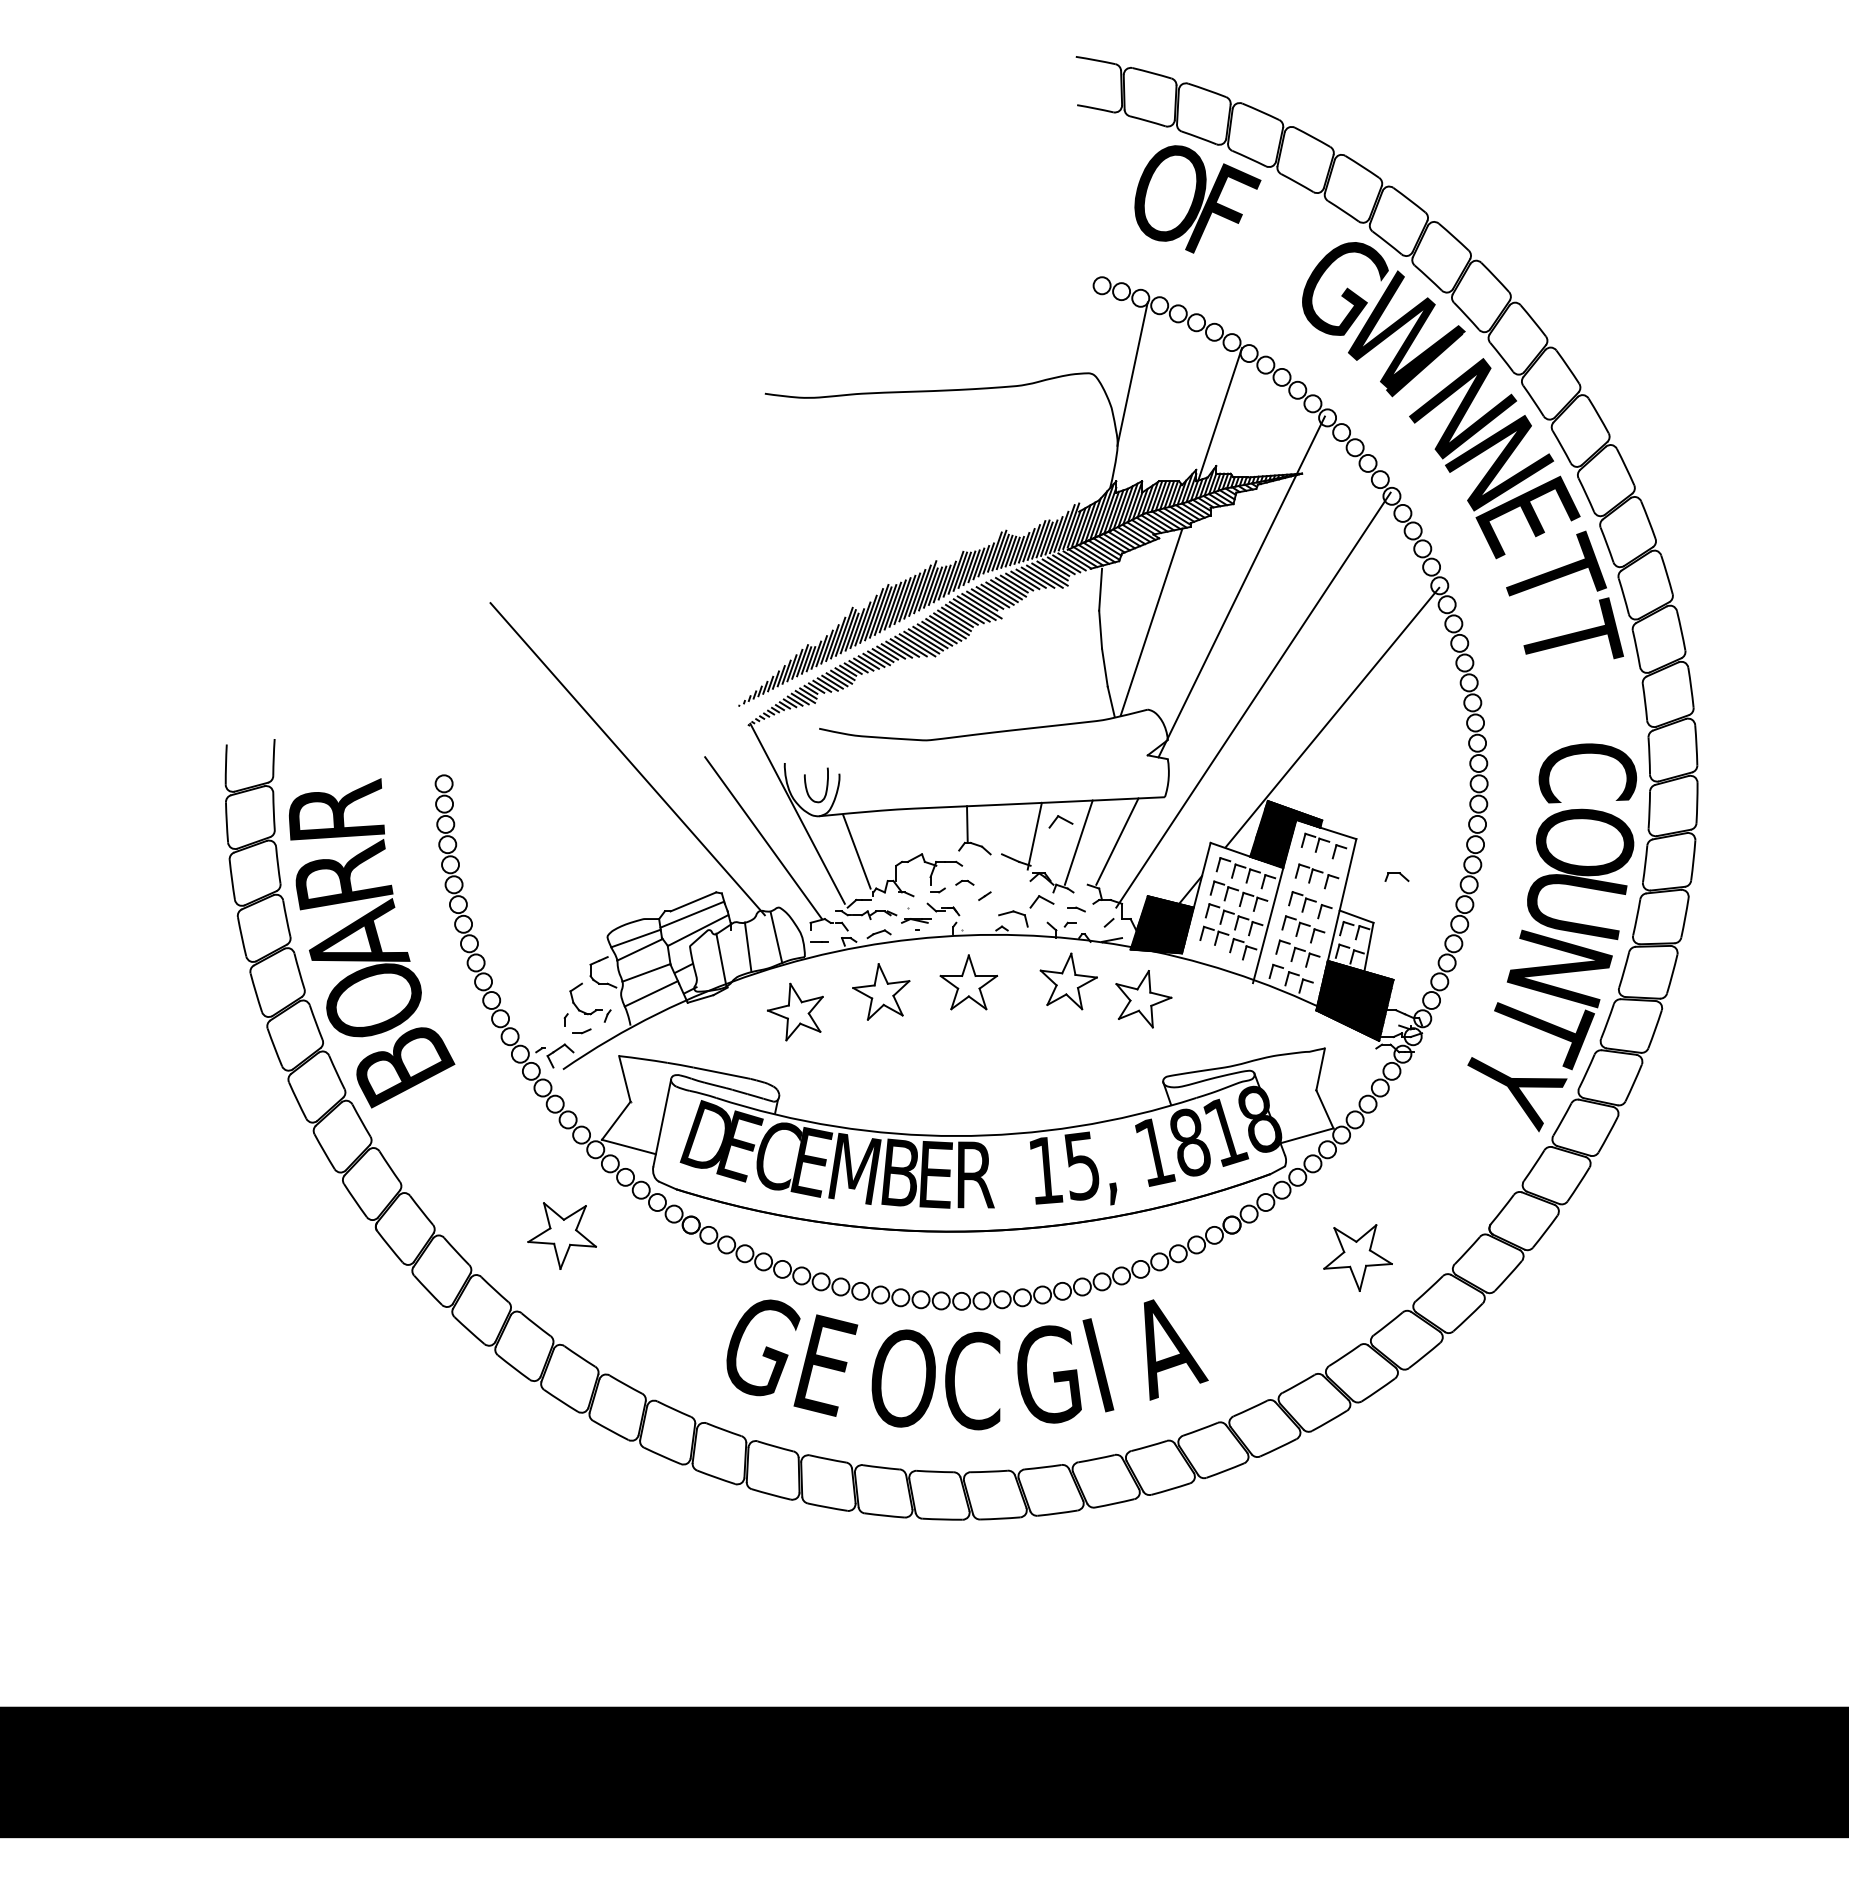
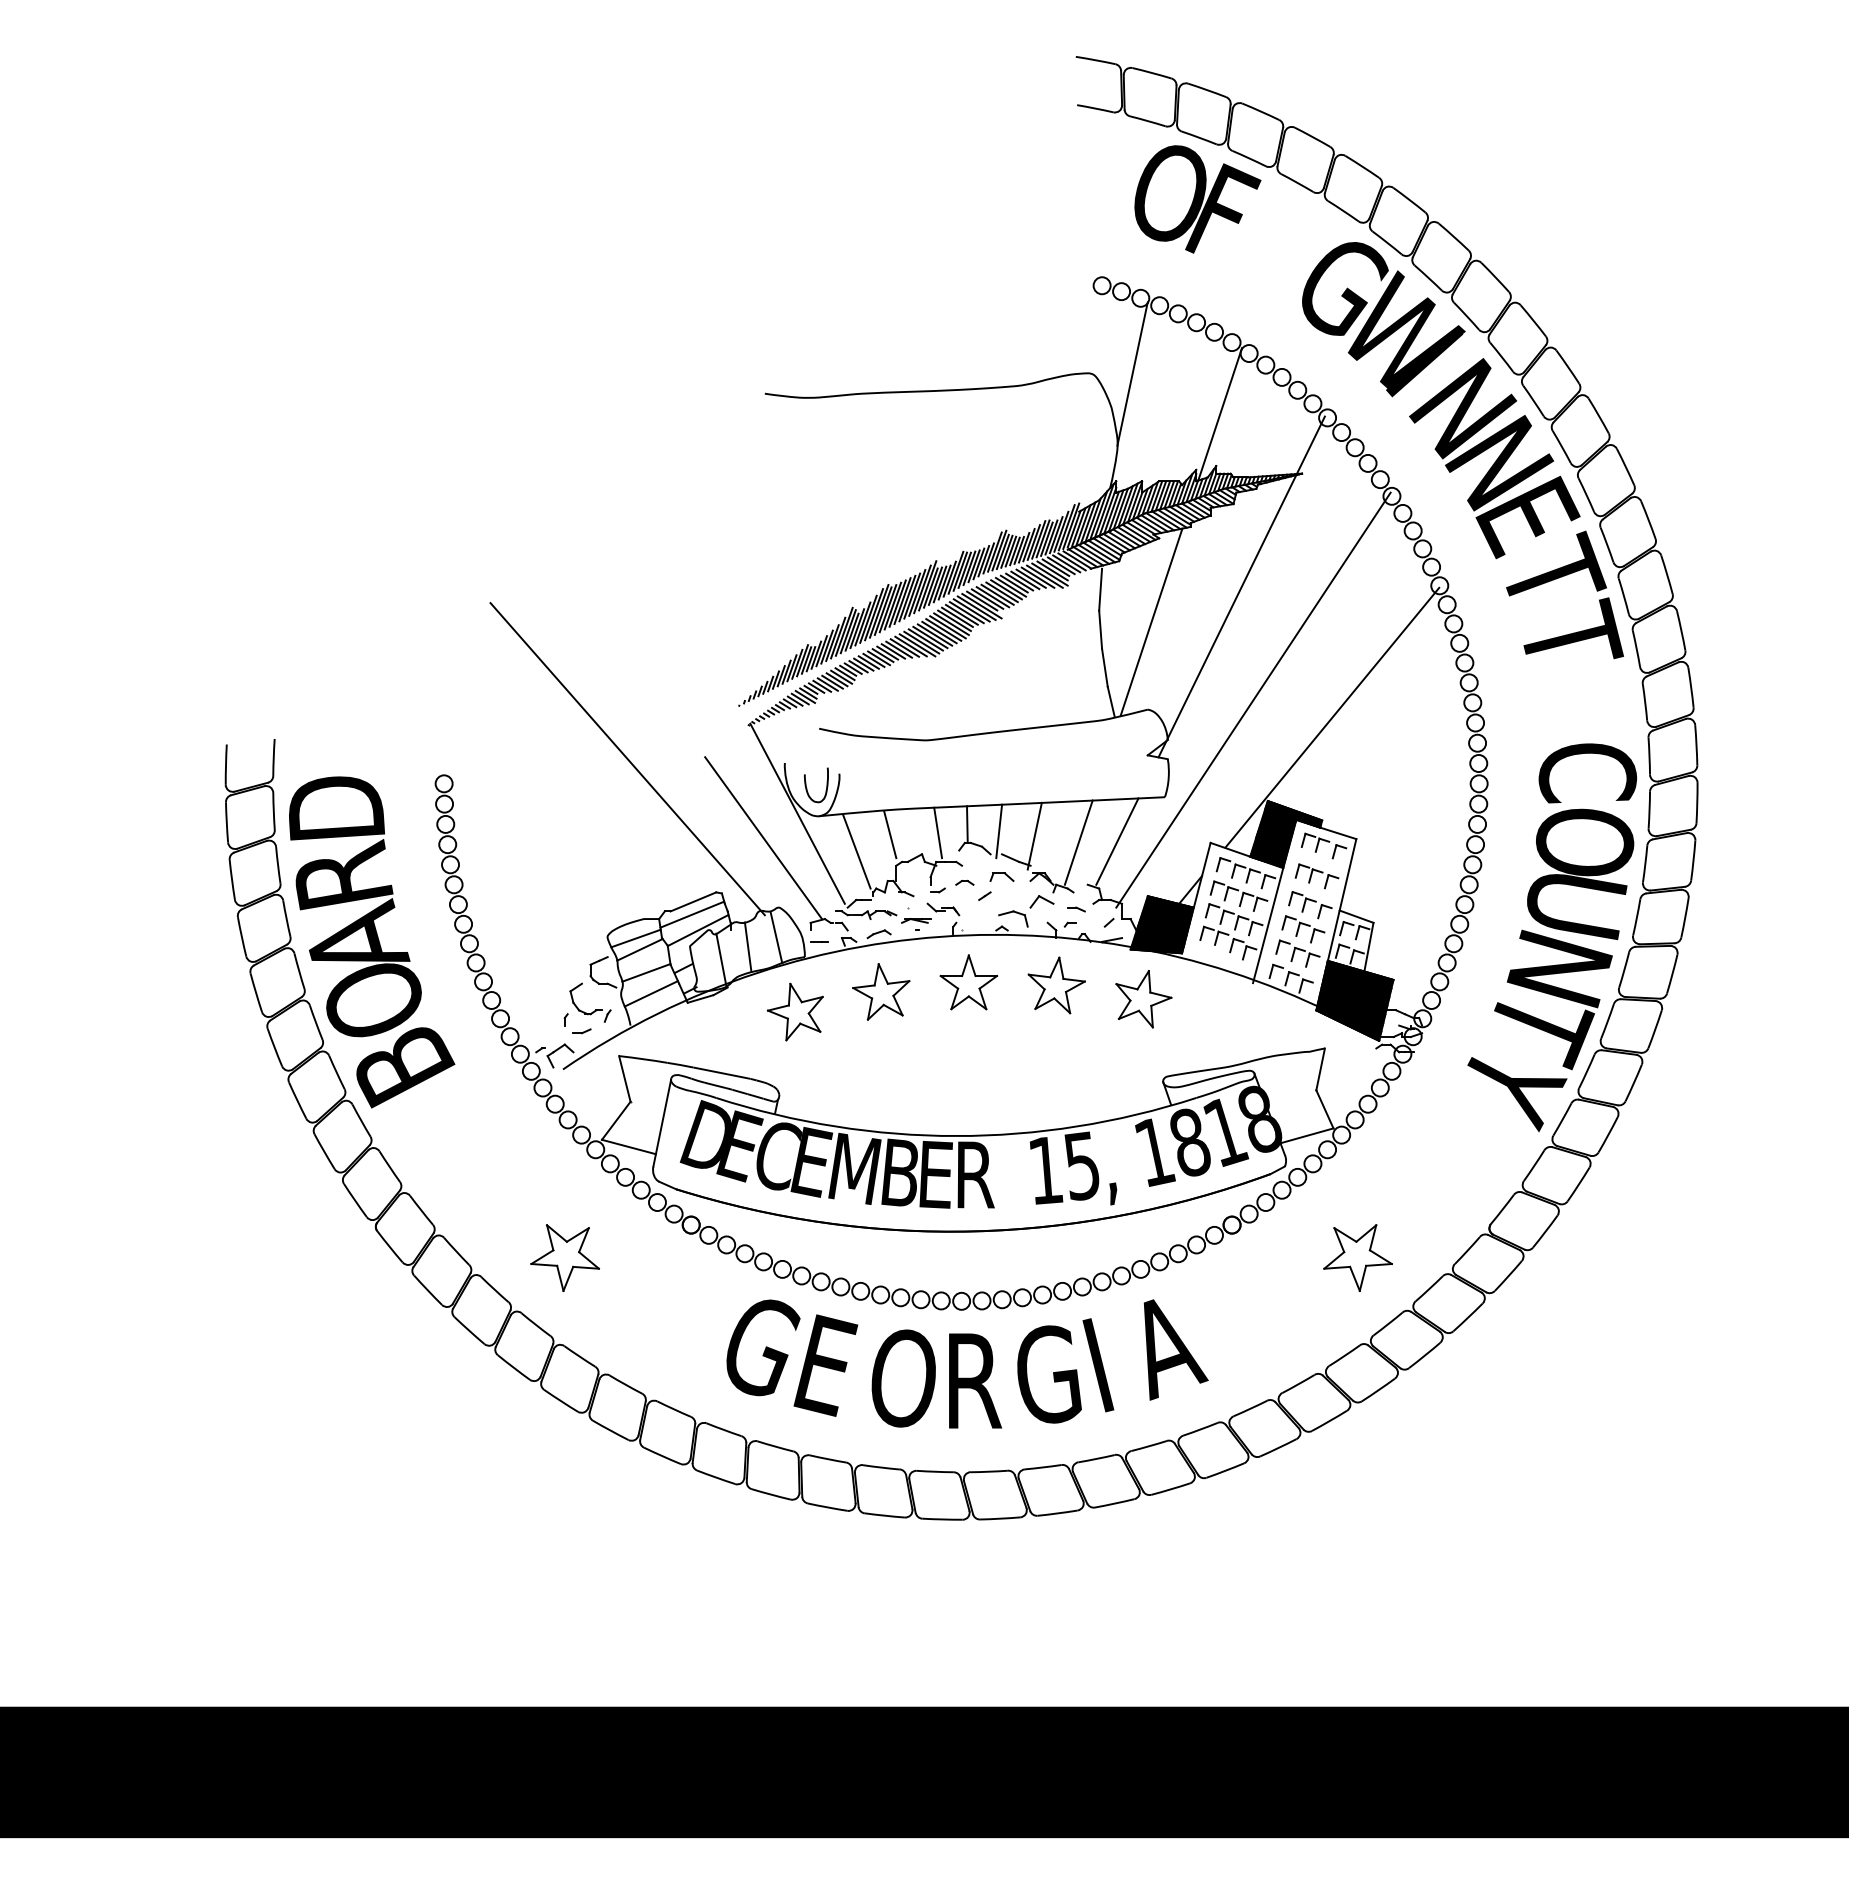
text: R -> D (336, 801)
part: present -> none (1060, 821)
line: none -> present (999, 831)
line: none -> present (938, 832)
line: none -> present (890, 834)
part position: (1396, 876) -> (1001, 876) (1001, 876)
part position: (1068, 981) -> (1056, 985) (1056, 985)
part position: (561, 1235) -> (564, 1257) (564, 1257)
text: C -> R (973, 1380)
